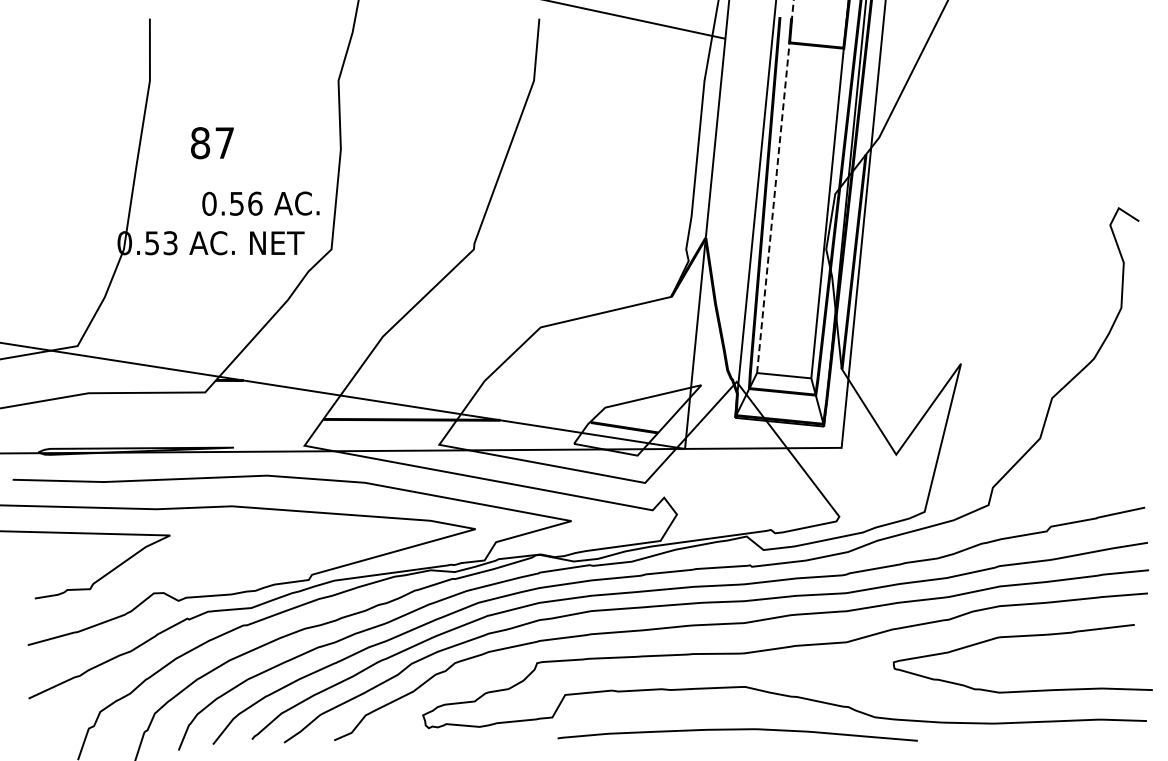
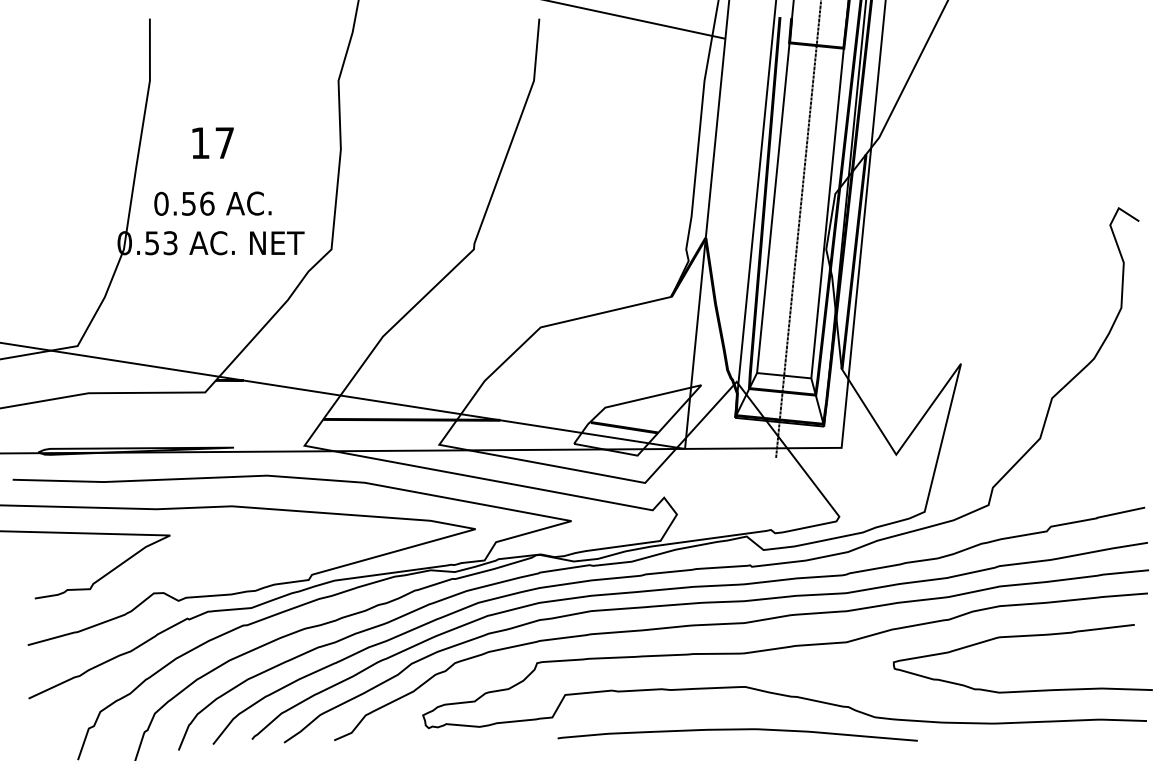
text: 87 -> 17 (200, 143)
line: dashed -> solid (775, 186)
text position: (260, 203) -> (212, 203) (212, 203)
line: none -> present (798, 229)
